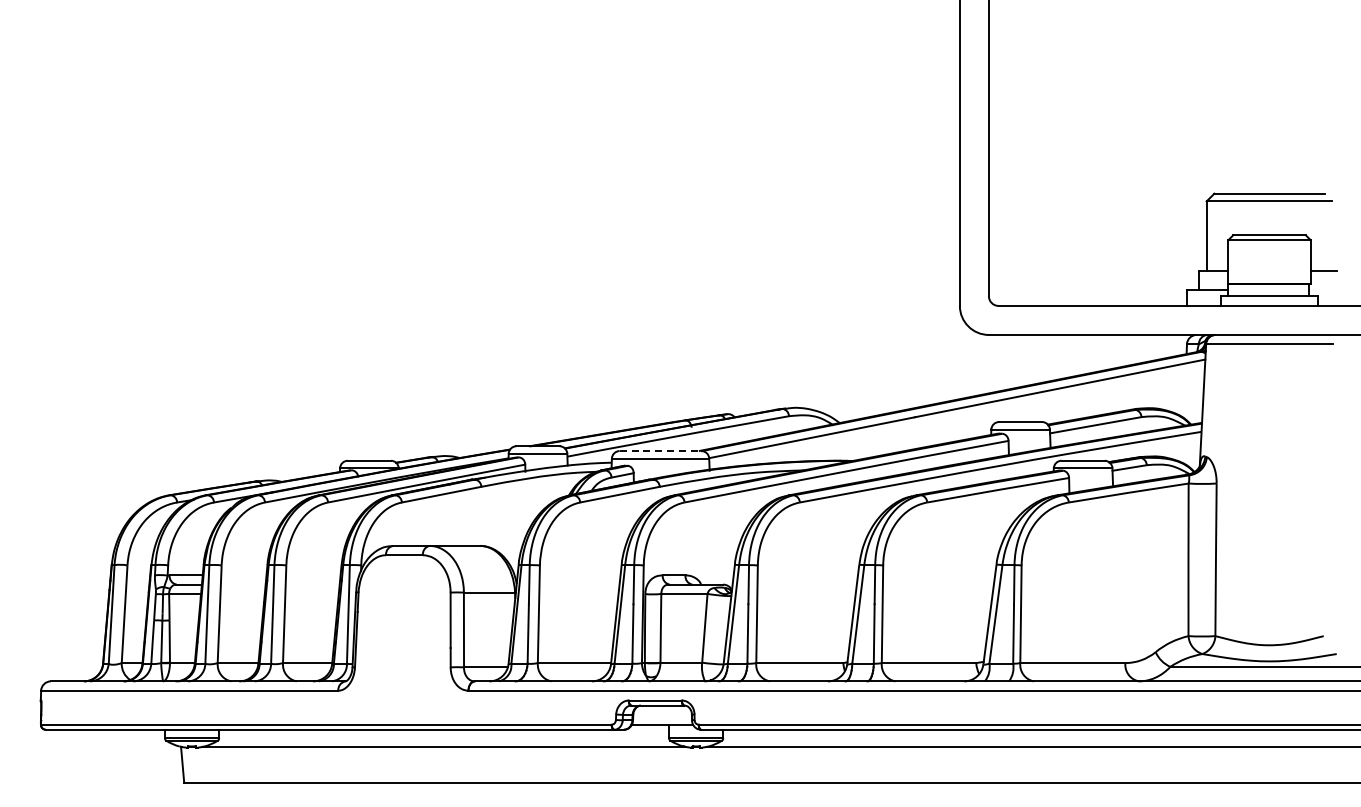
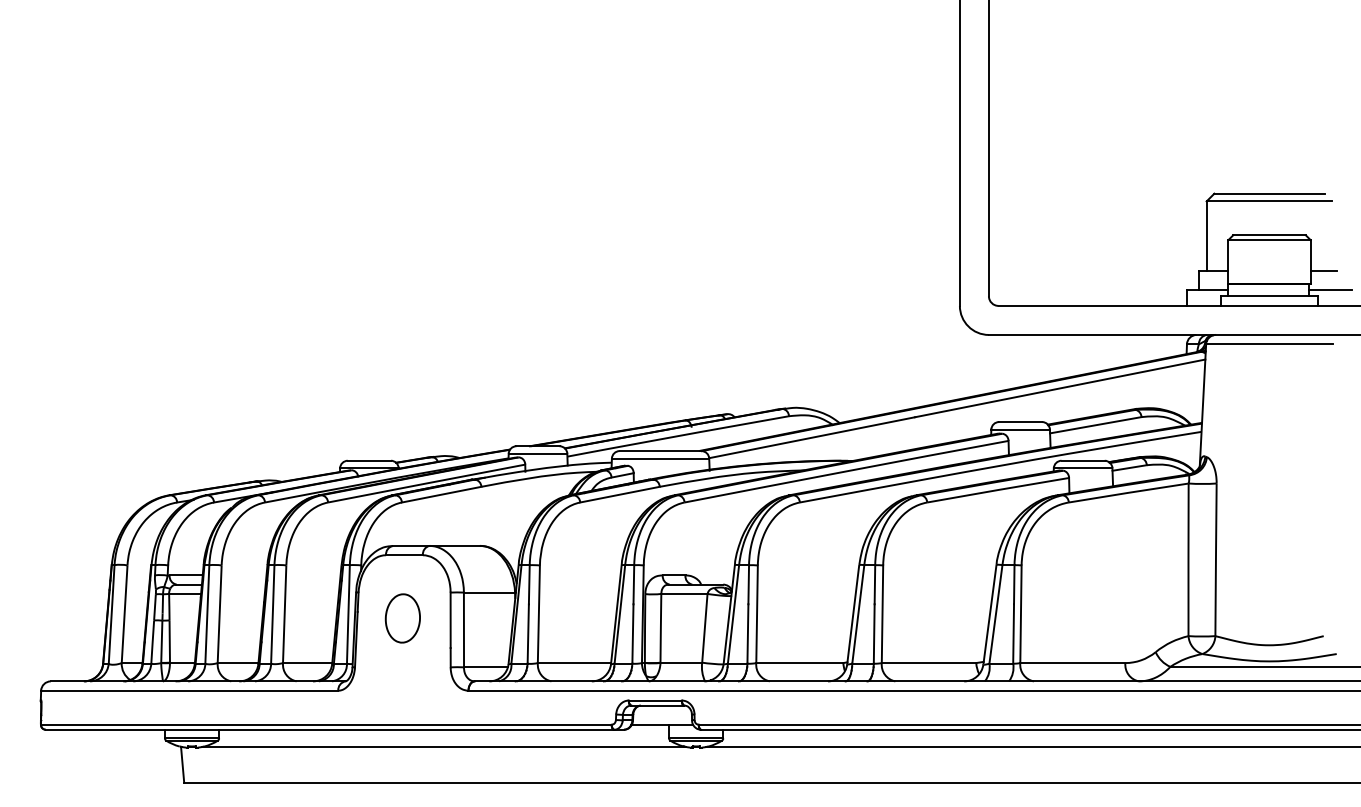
line: none -> present (1330, 290)
line: dashed -> solid (660, 451)
part: none -> present (402, 618)
